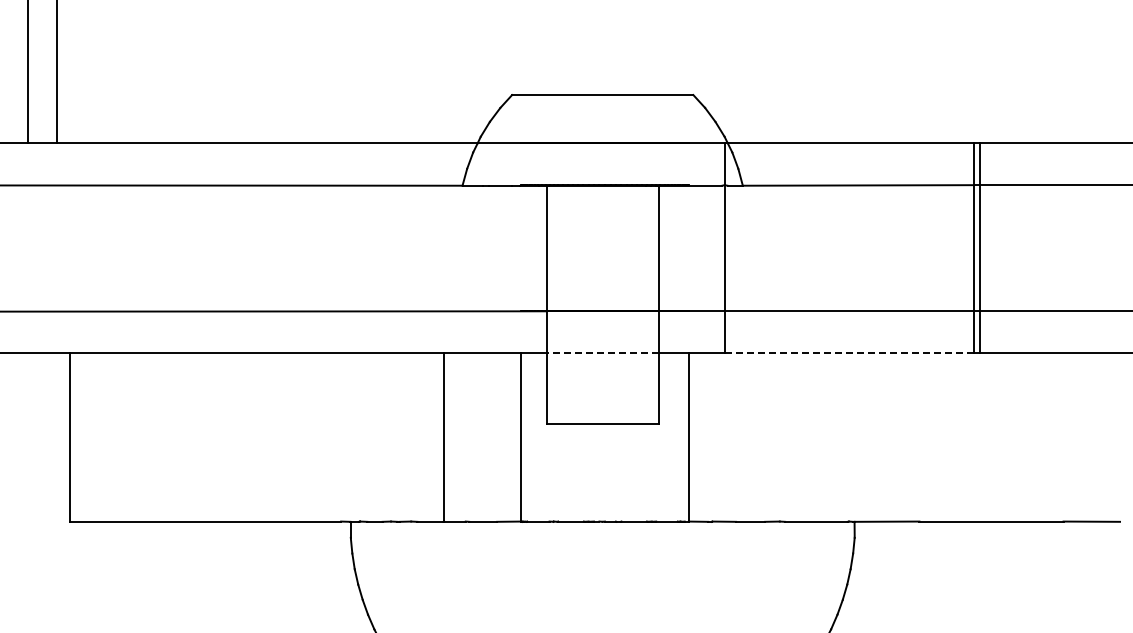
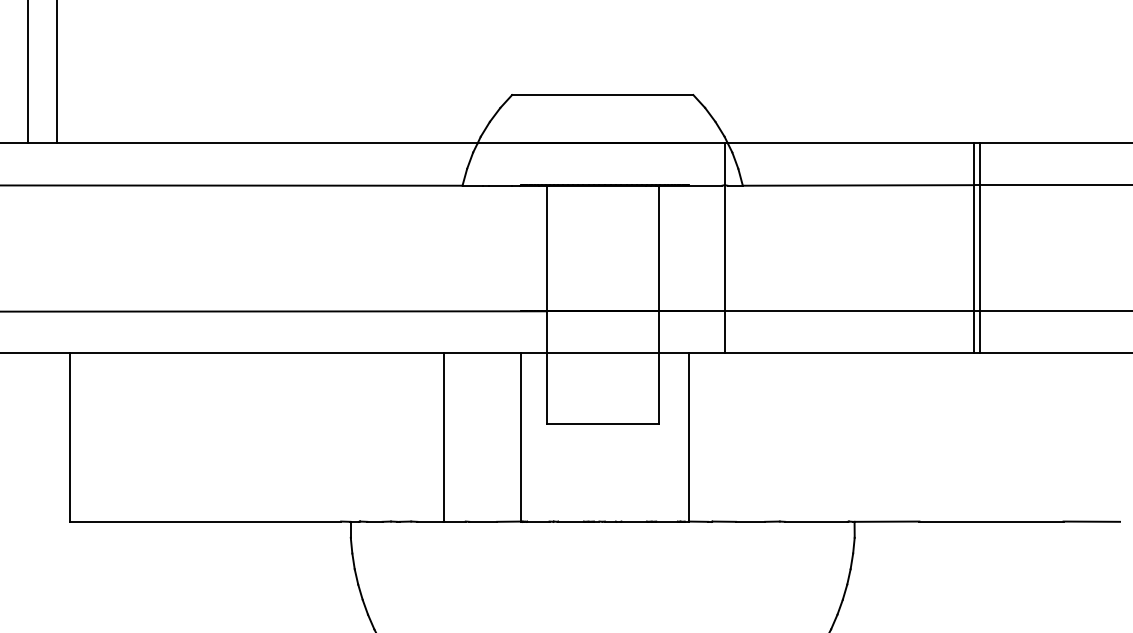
line: dashed -> solid (602, 353)
line: dashed -> solid (849, 353)
